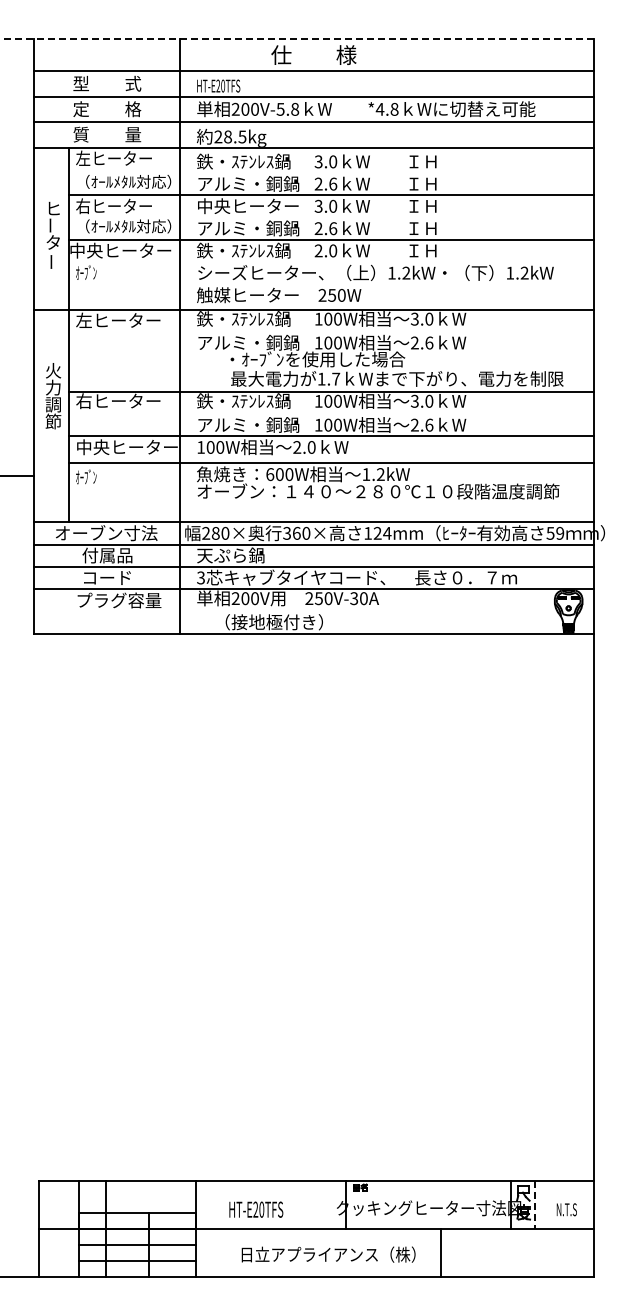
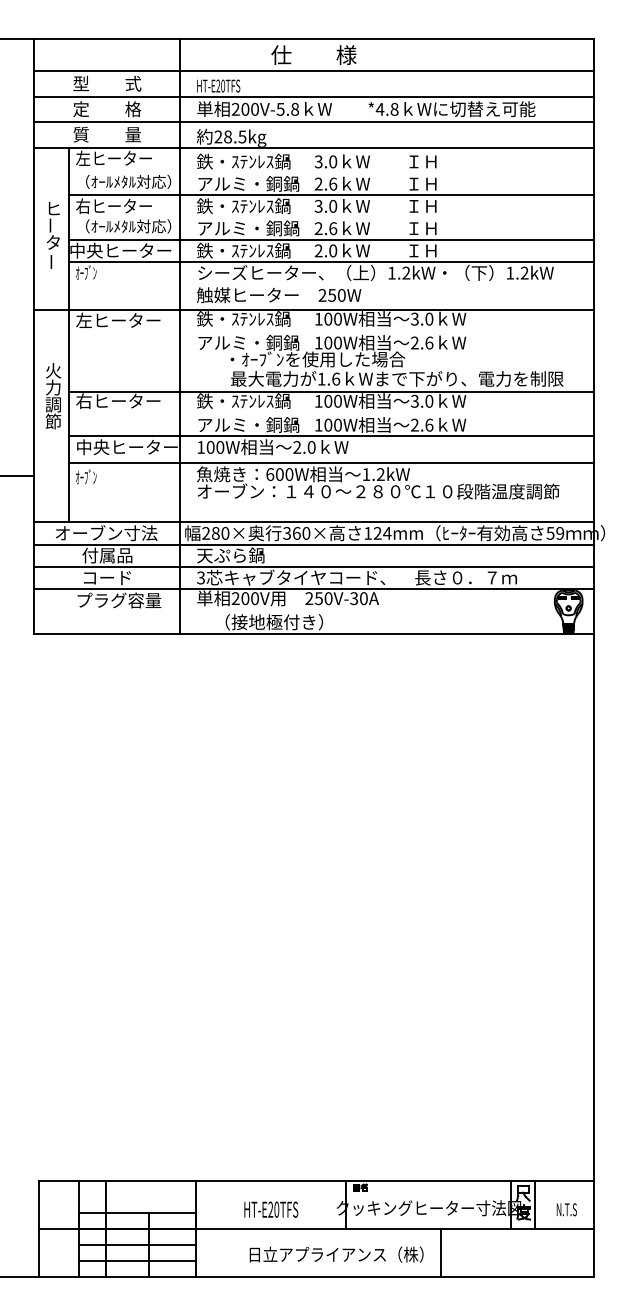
line: dashed -> solid (296, 39)
text: 中央ヒーター -> 鉄・ｽﾃﾝﾚｽ鍋 (247, 206)
line: none -> present (331, 262)
text: 1.7 -> 1.6 (336, 378)
line: dashed -> solid (534, 1204)
text position: (256, 1209) -> (271, 1209) (271, 1209)
text position: (328, 1254) -> (336, 1254) (336, 1254)
